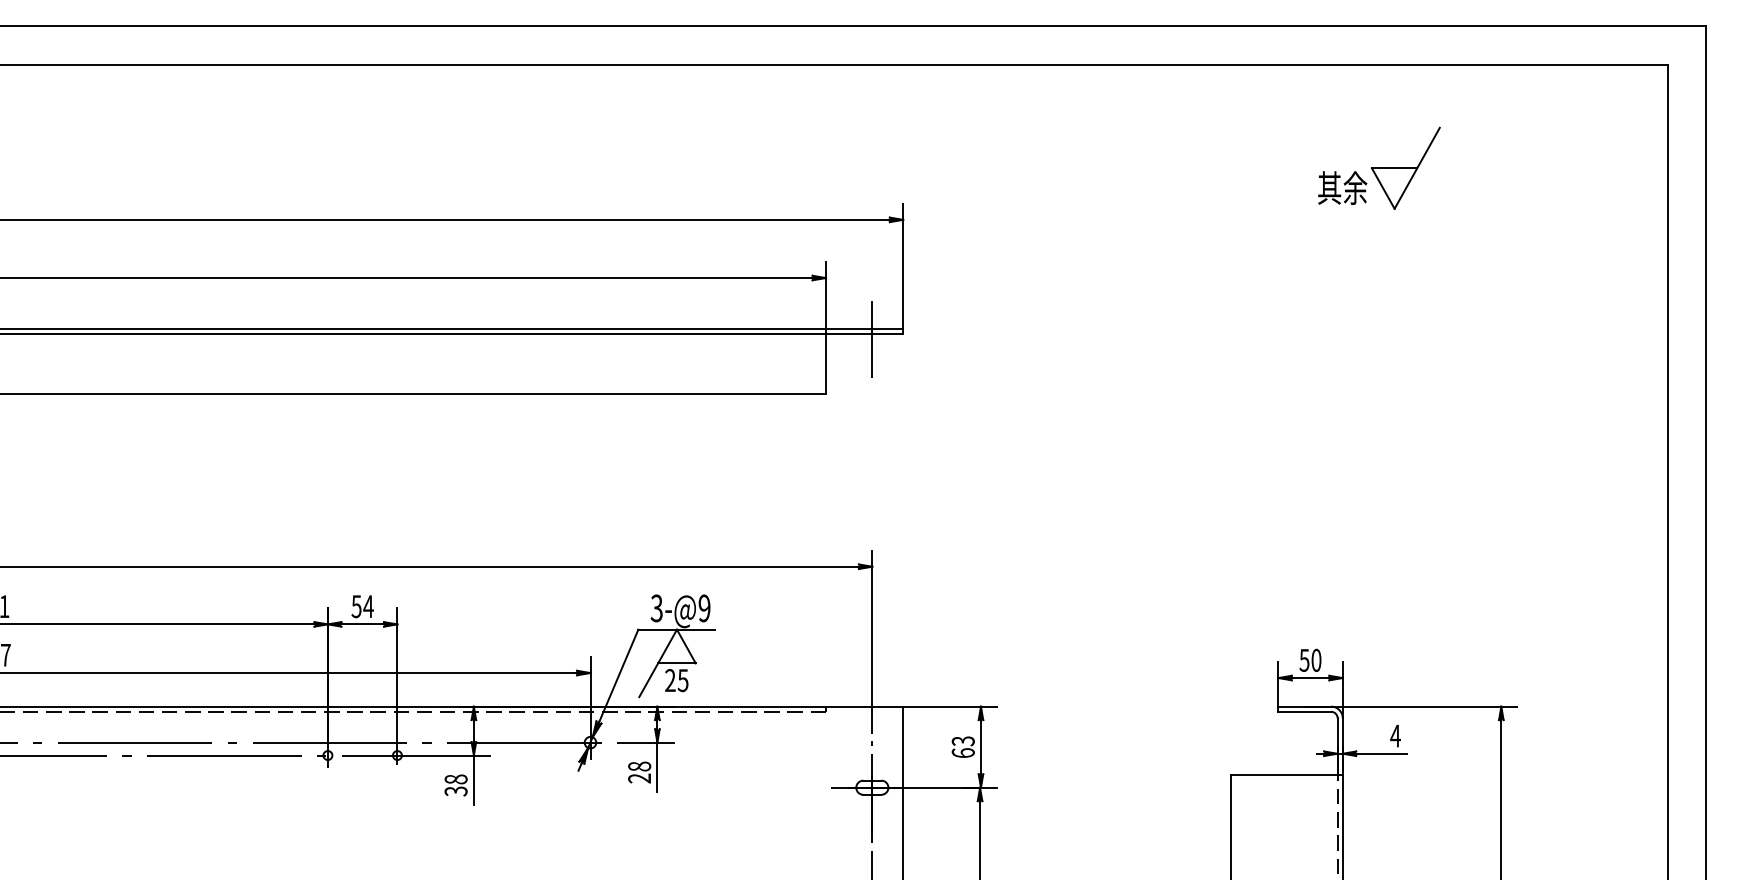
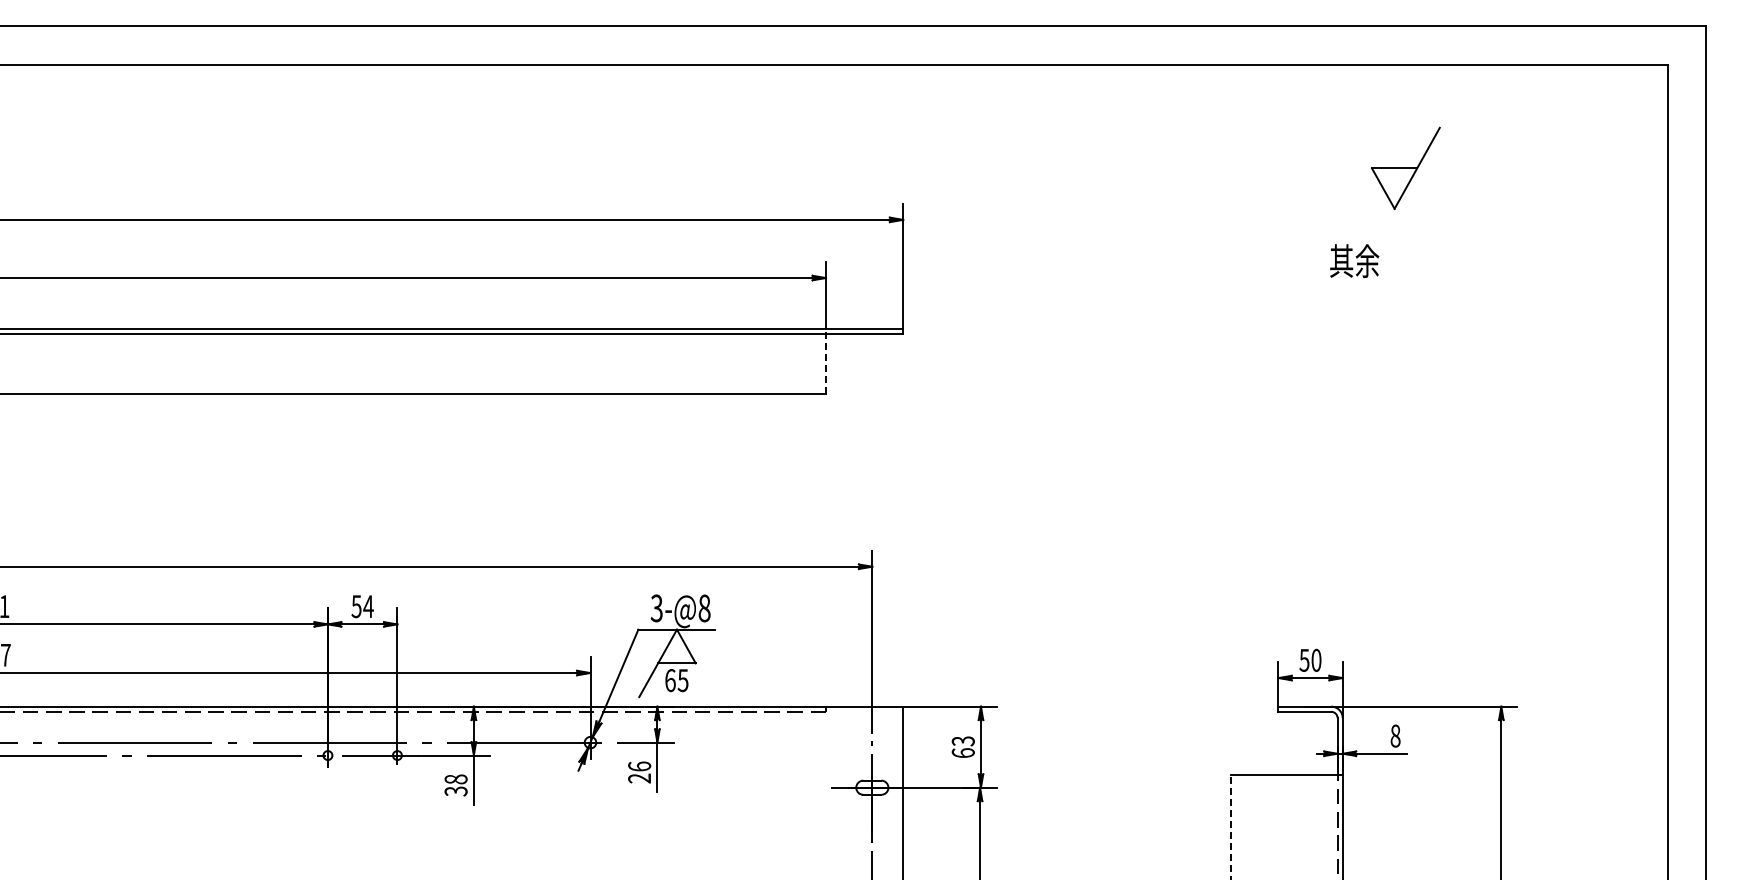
text position: (1342, 187) -> (1354, 260) (1354, 260)
line: present -> none (872, 340)
line: solid -> dashed (826, 360)
text: 3-@9 -> 3-@8 (704, 608)
text: 25 -> 65 (670, 680)
text: 4 -> 8 (1395, 735)
text: 28 -> 26 (639, 766)
line: solid -> dashed (1230, 826)
